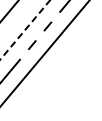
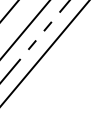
line: dashed -> solid (25, 29)
